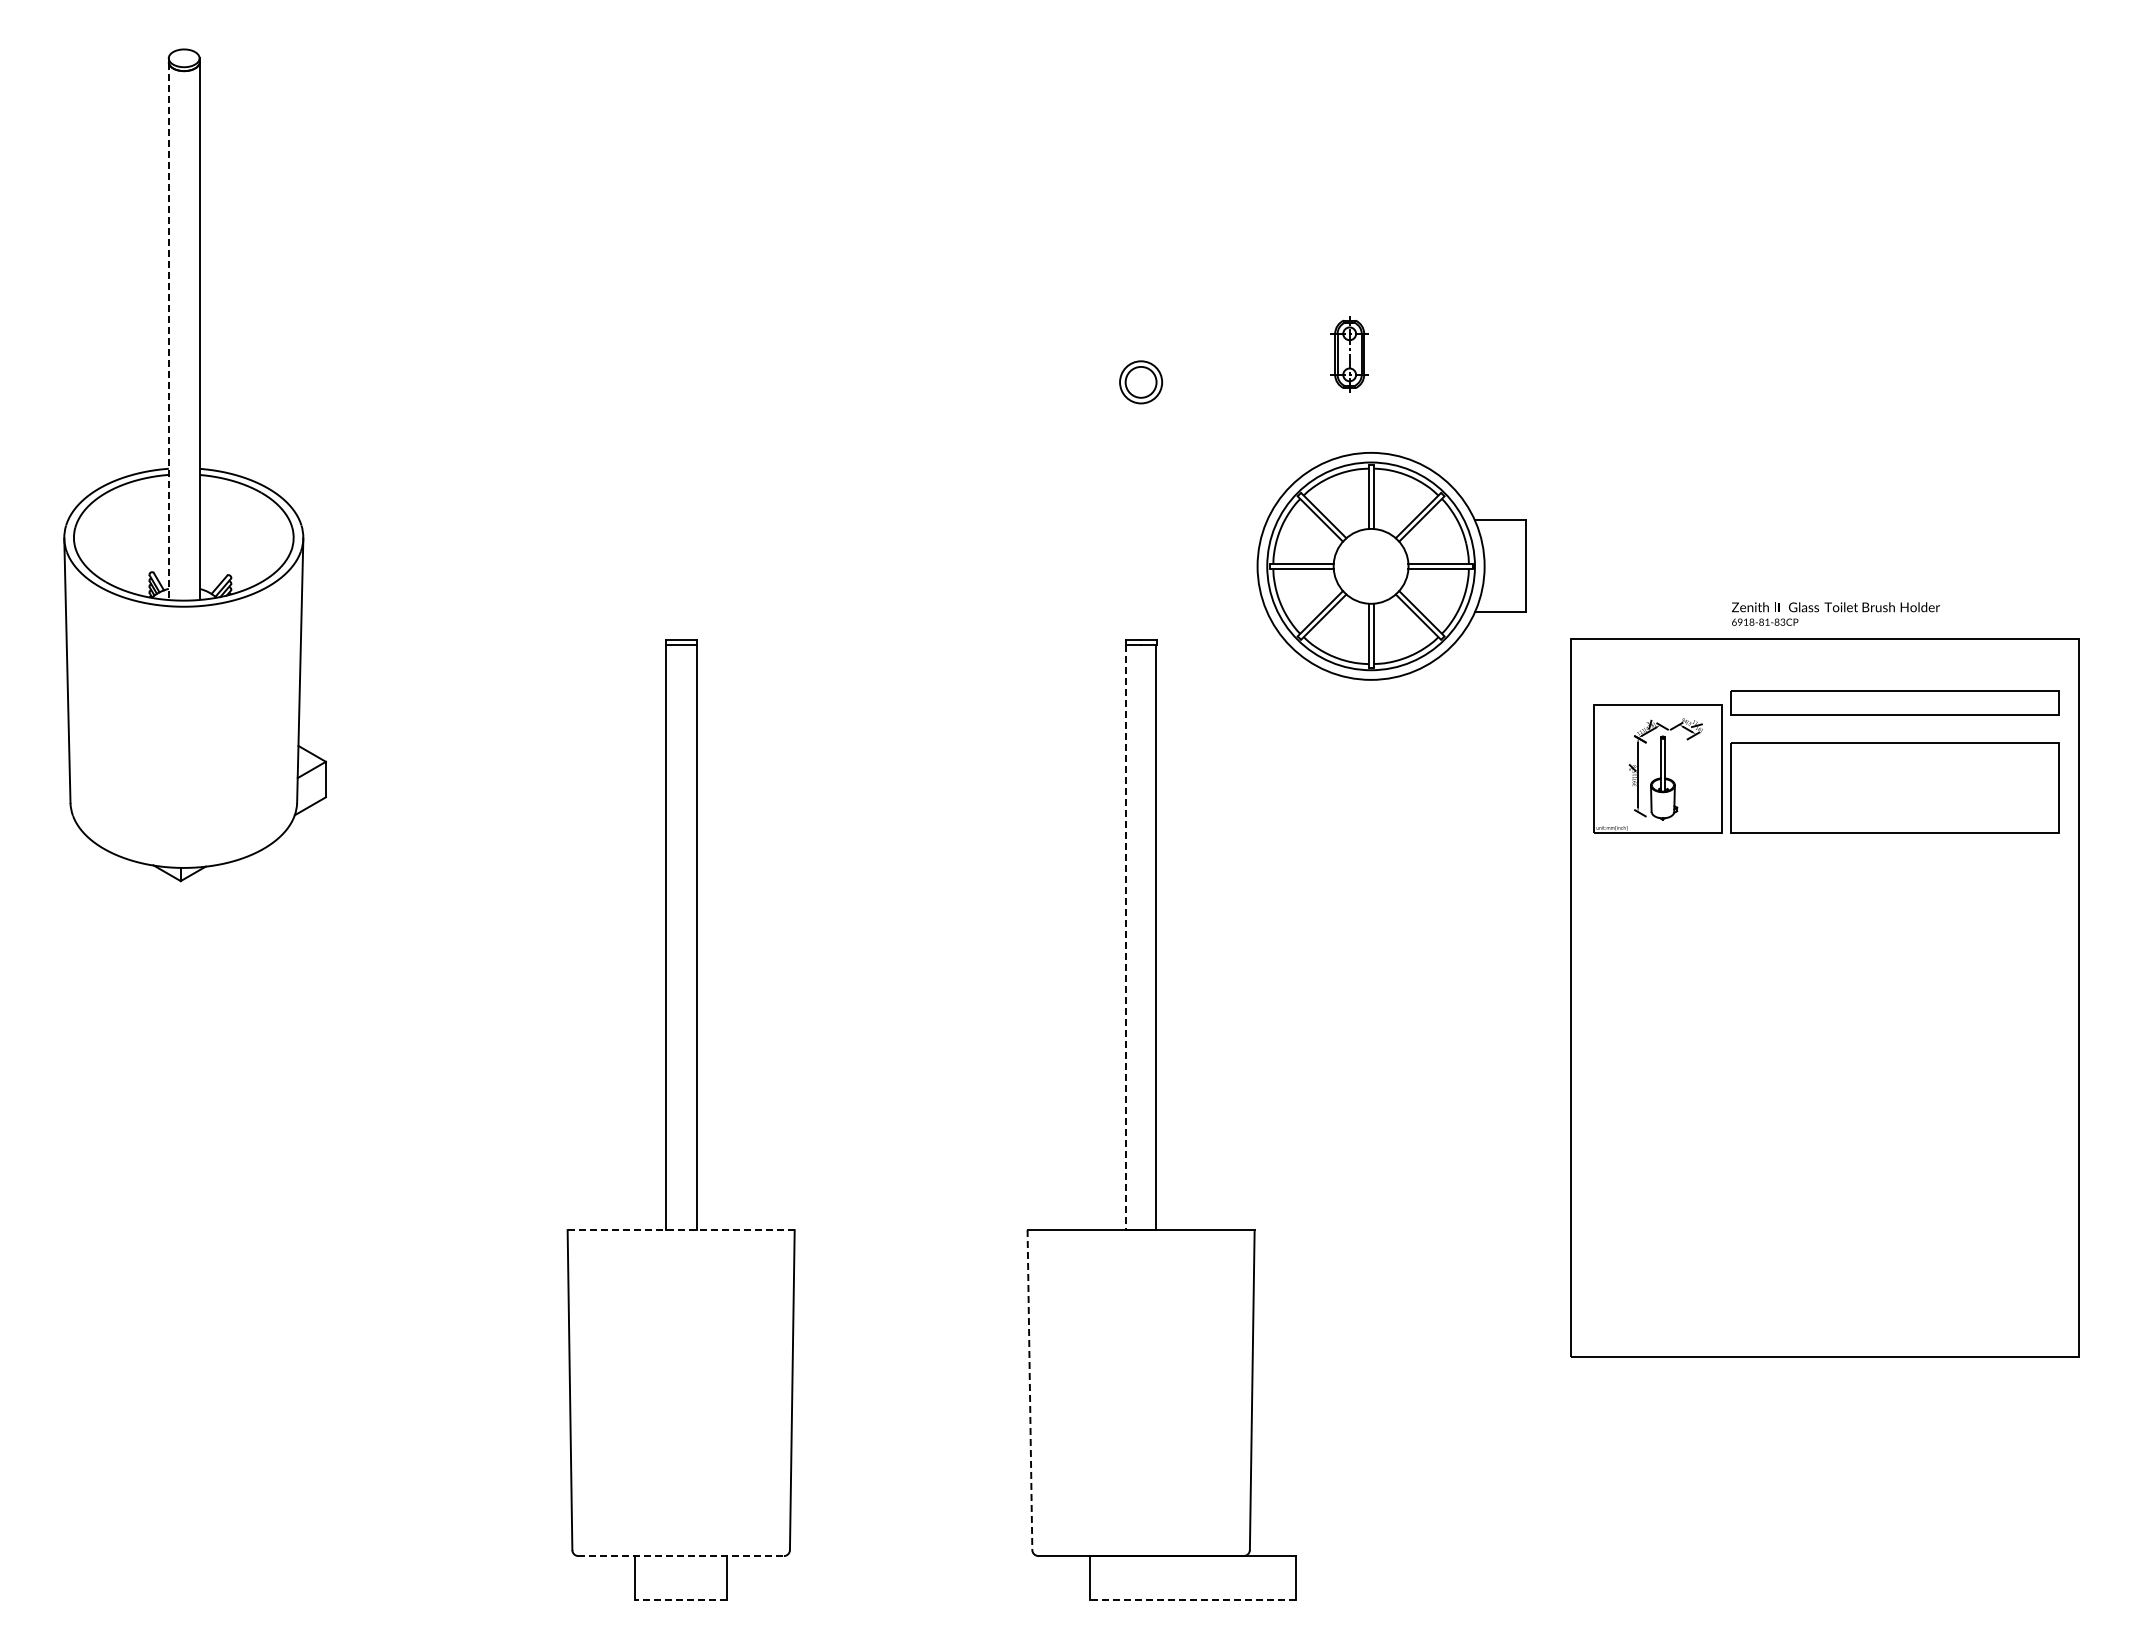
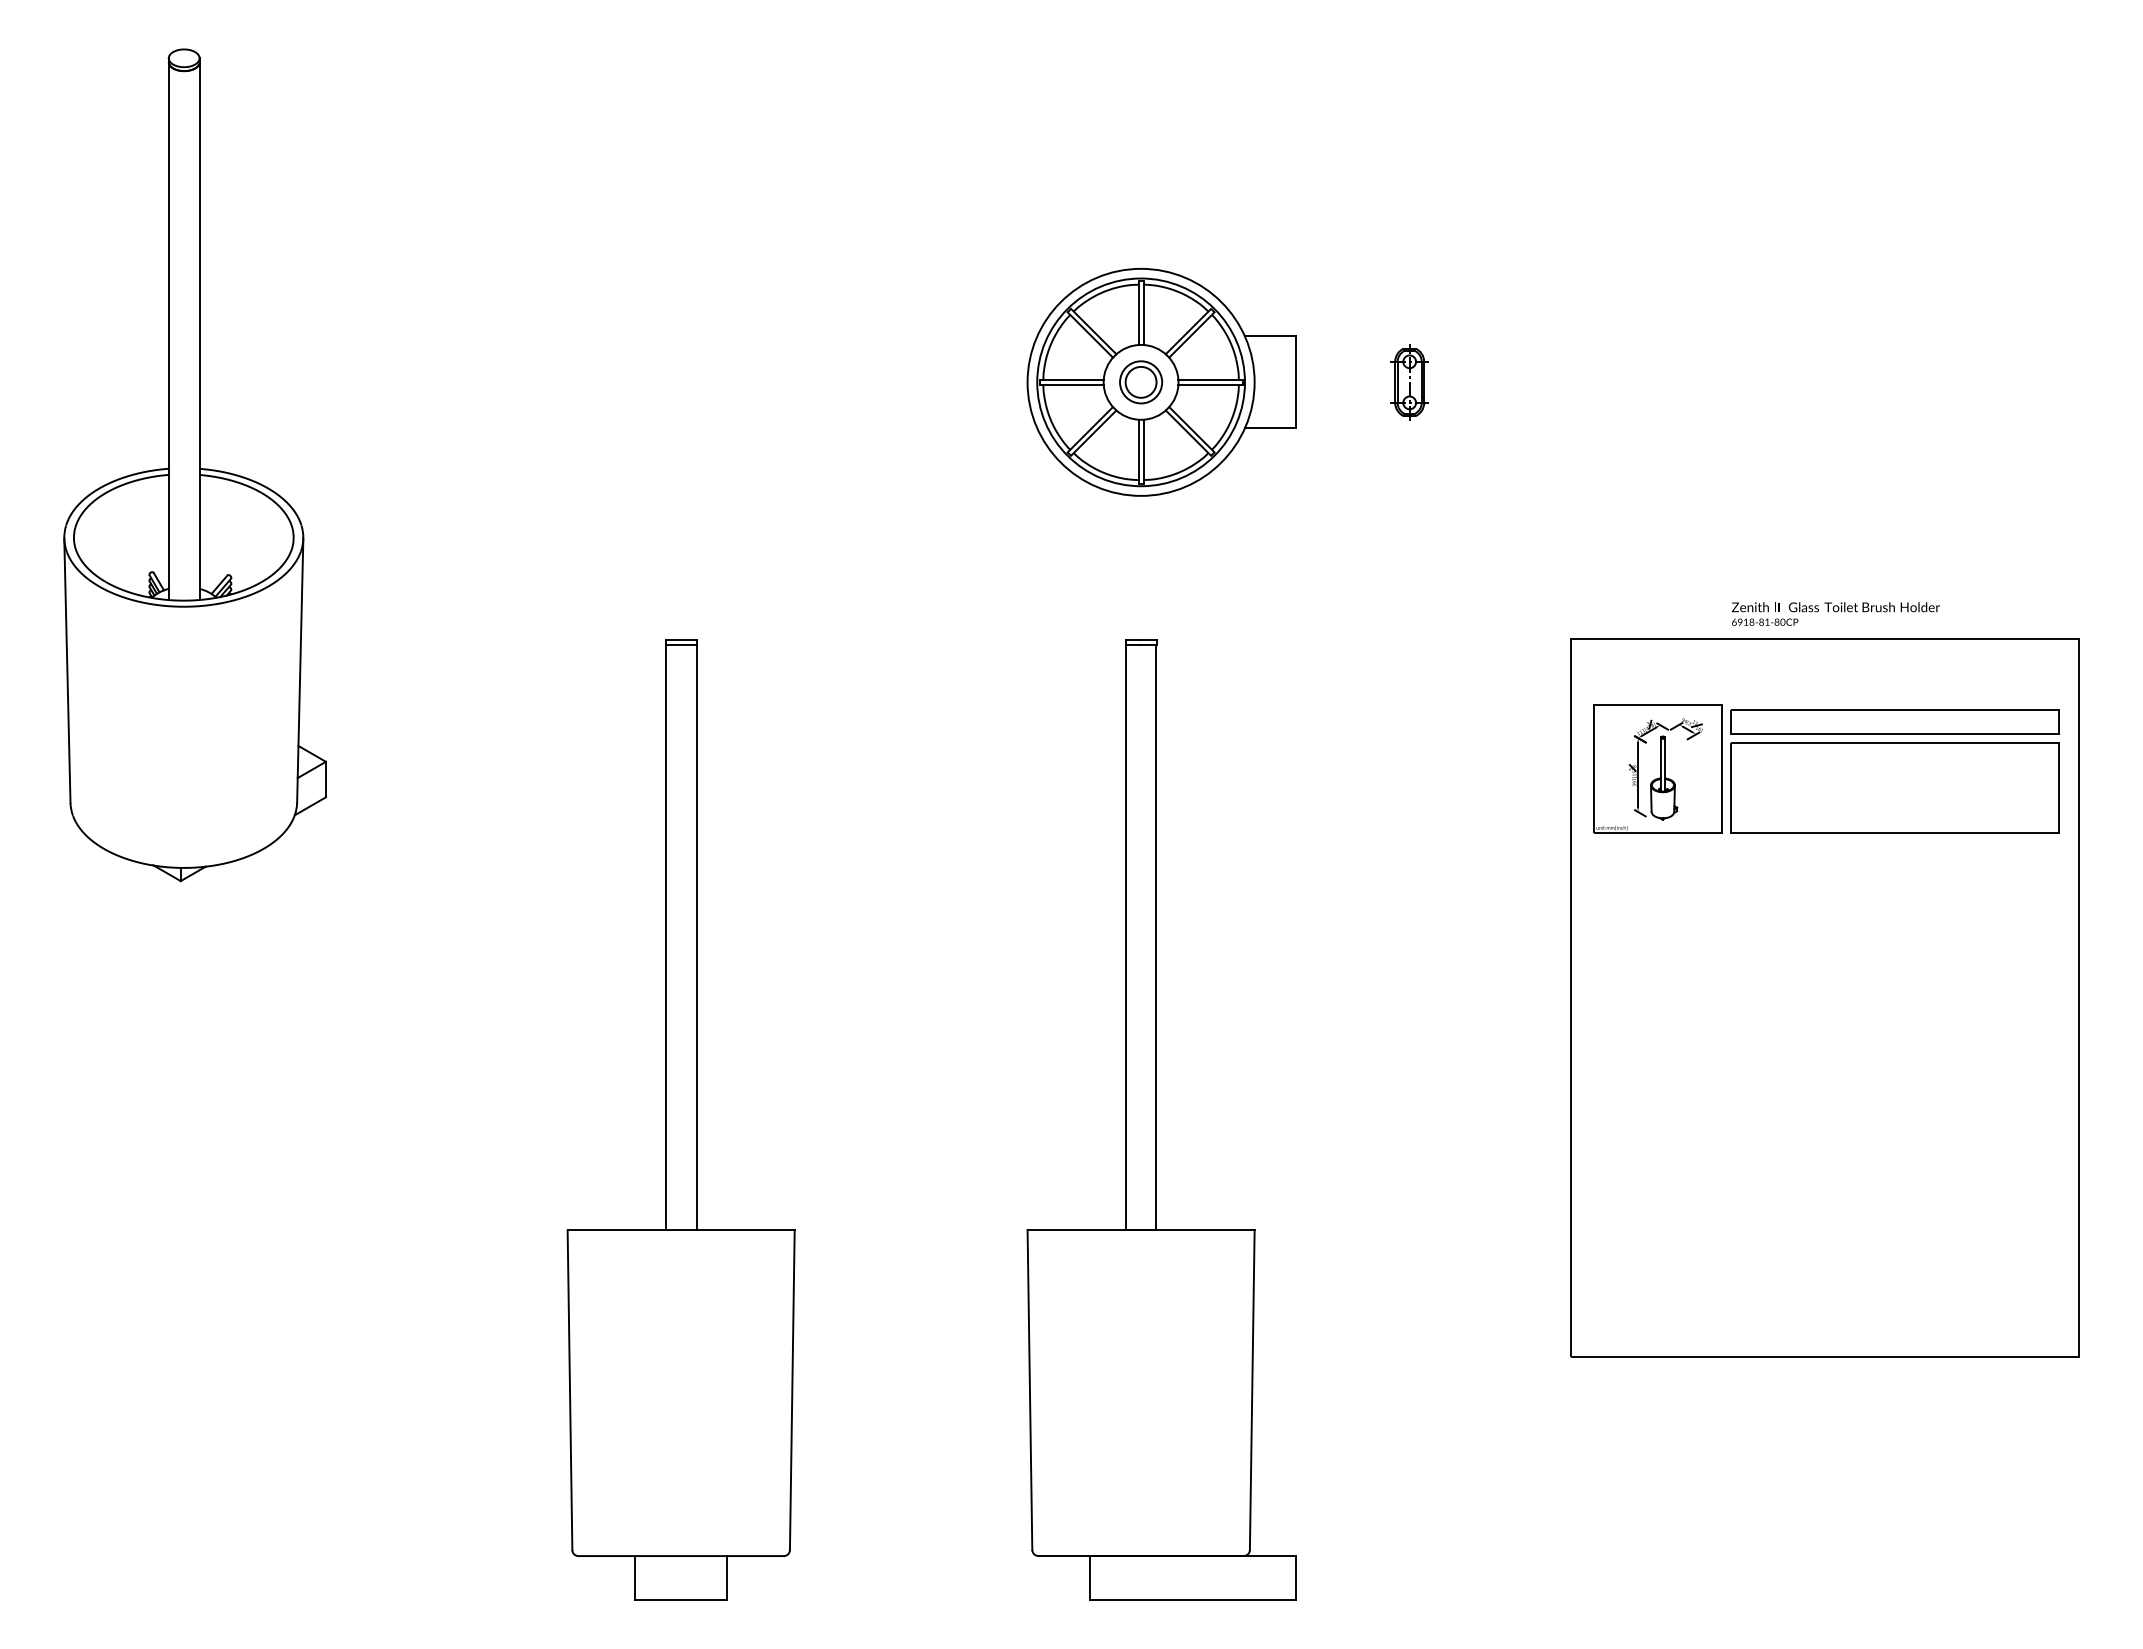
line: dashed -> solid (168, 331)
part position: (1349, 354) -> (1409, 382) (1409, 382)
part position: (1391, 566) -> (1161, 382) (1161, 382)
text: 6918-81-83CP -> 6918-81-80CP (1782, 622)
part position: (1894, 702) -> (1894, 721) (1894, 721)
line: dashed -> solid (1125, 938)
line: dashed -> solid (681, 1230)
line: dashed -> solid (1029, 1390)
line: dashed -> solid (681, 1556)
line: dashed -> solid (681, 1599)
line: dashed -> solid (1193, 1599)
